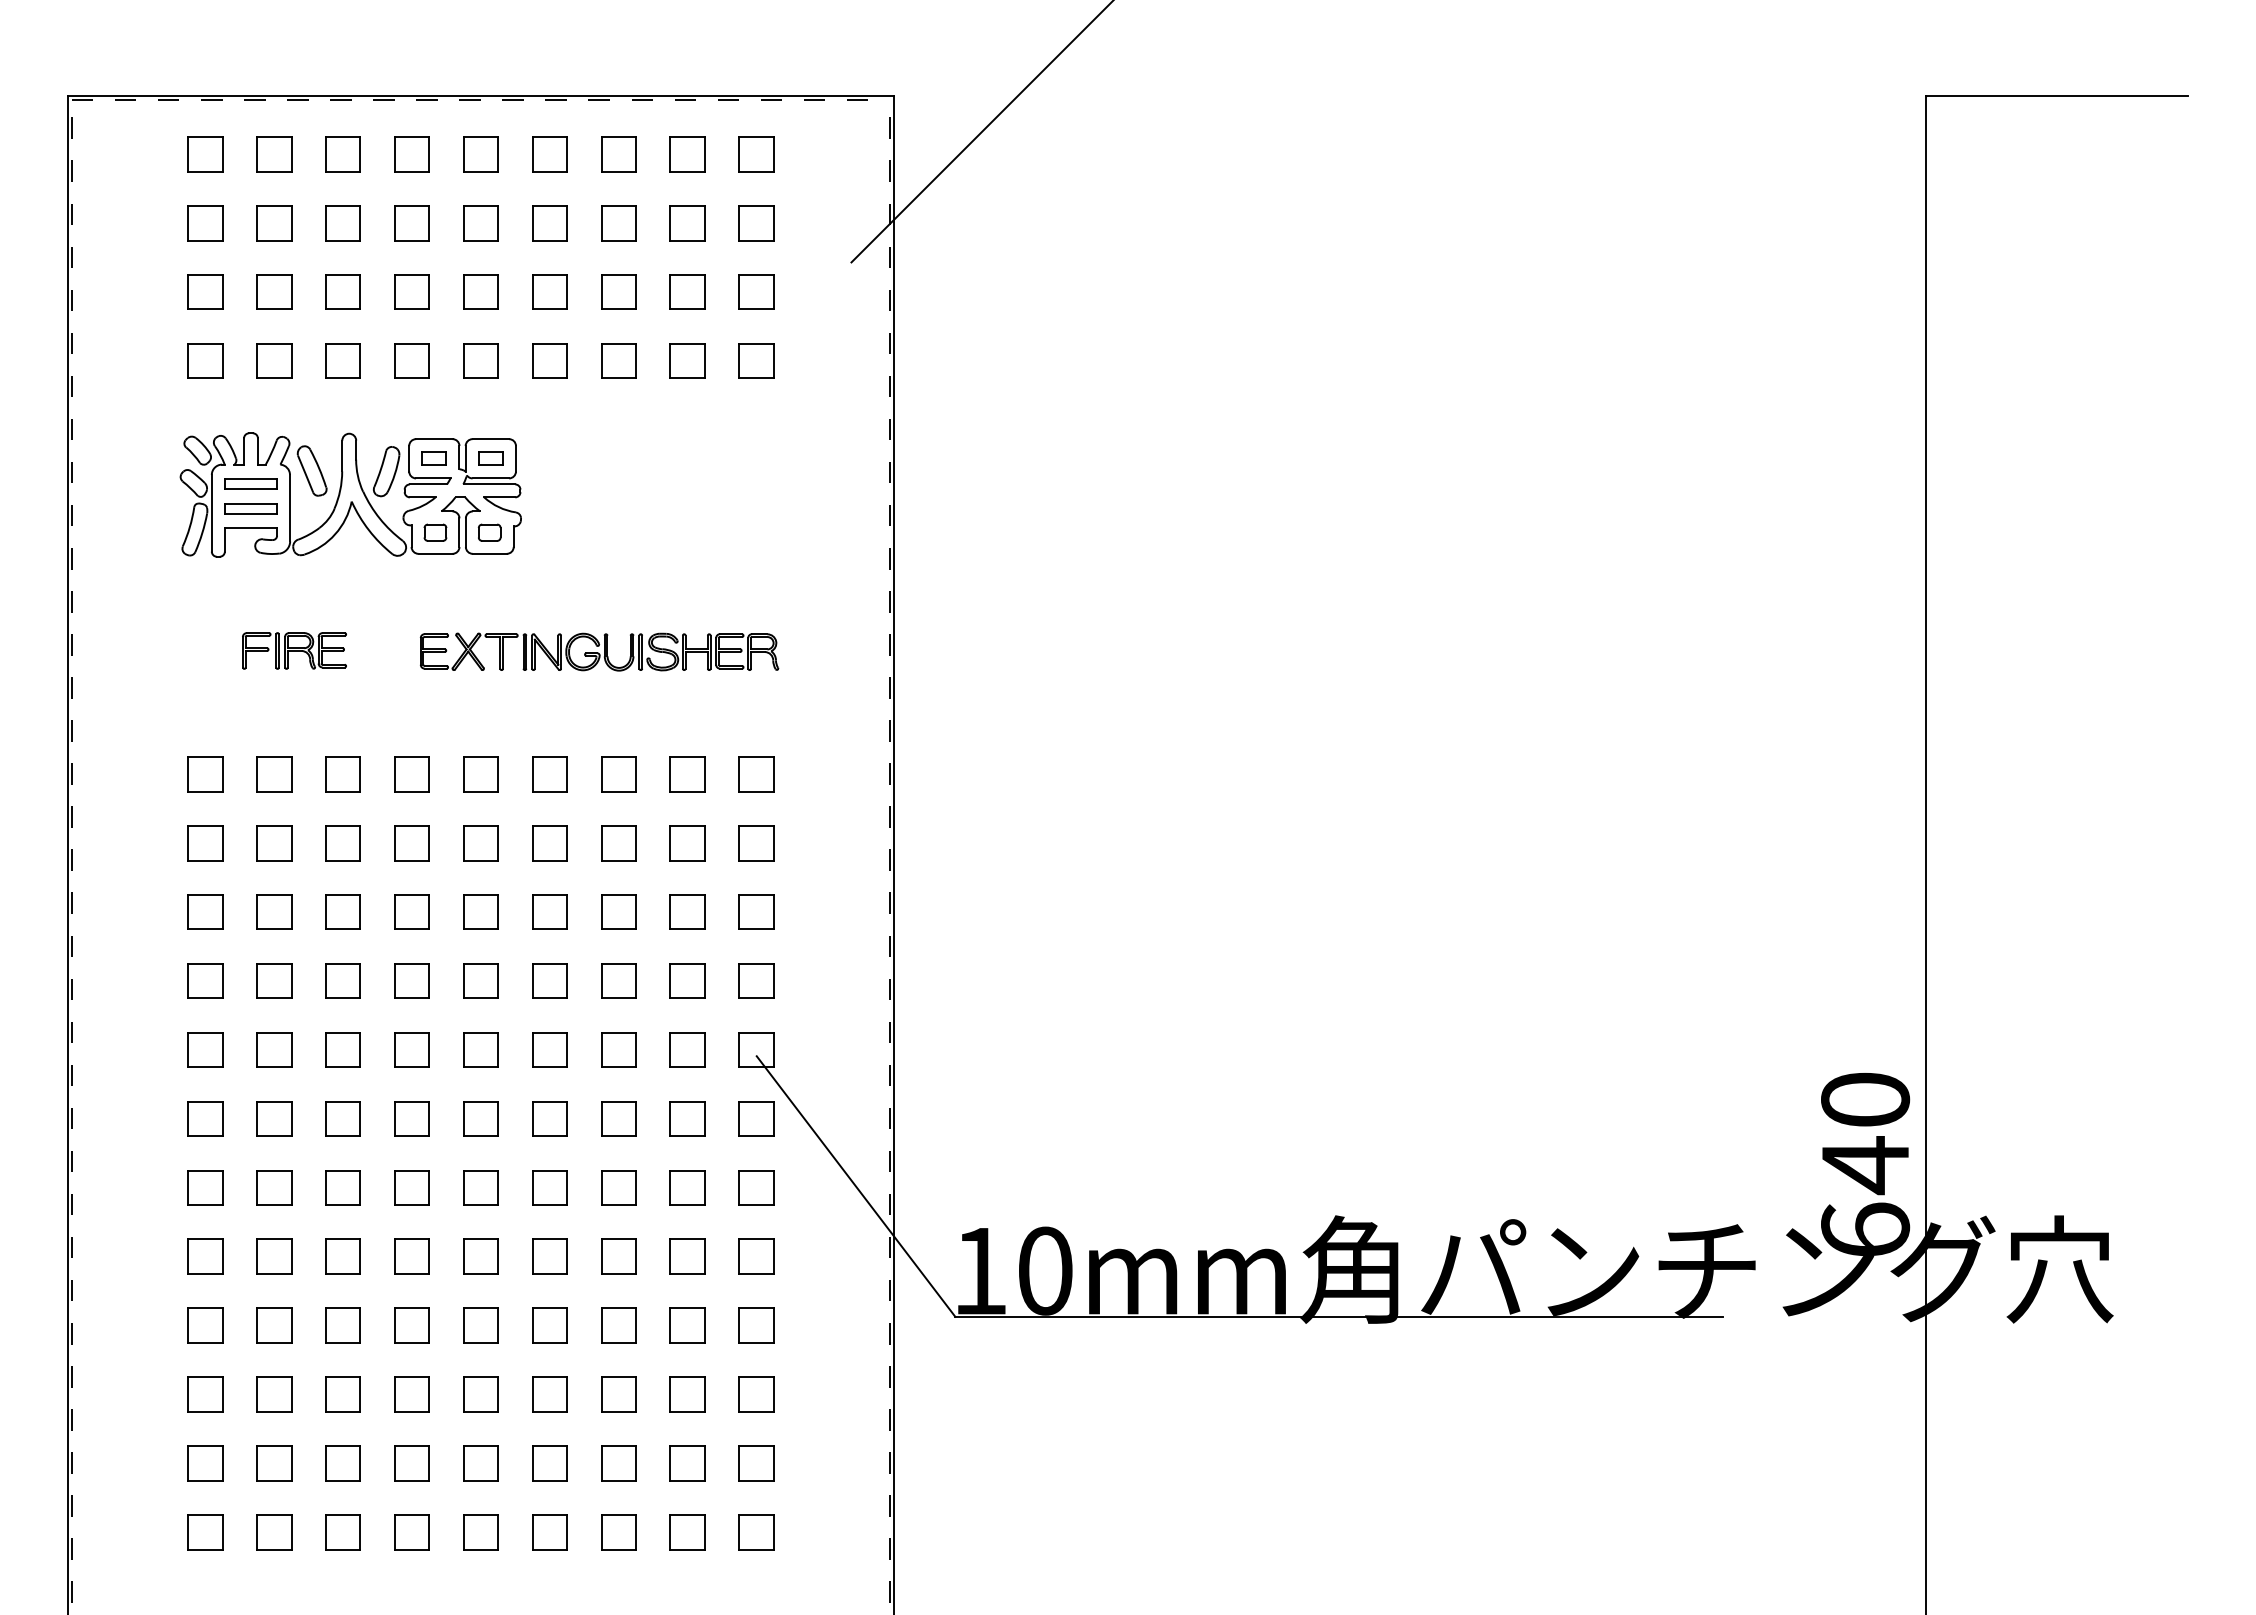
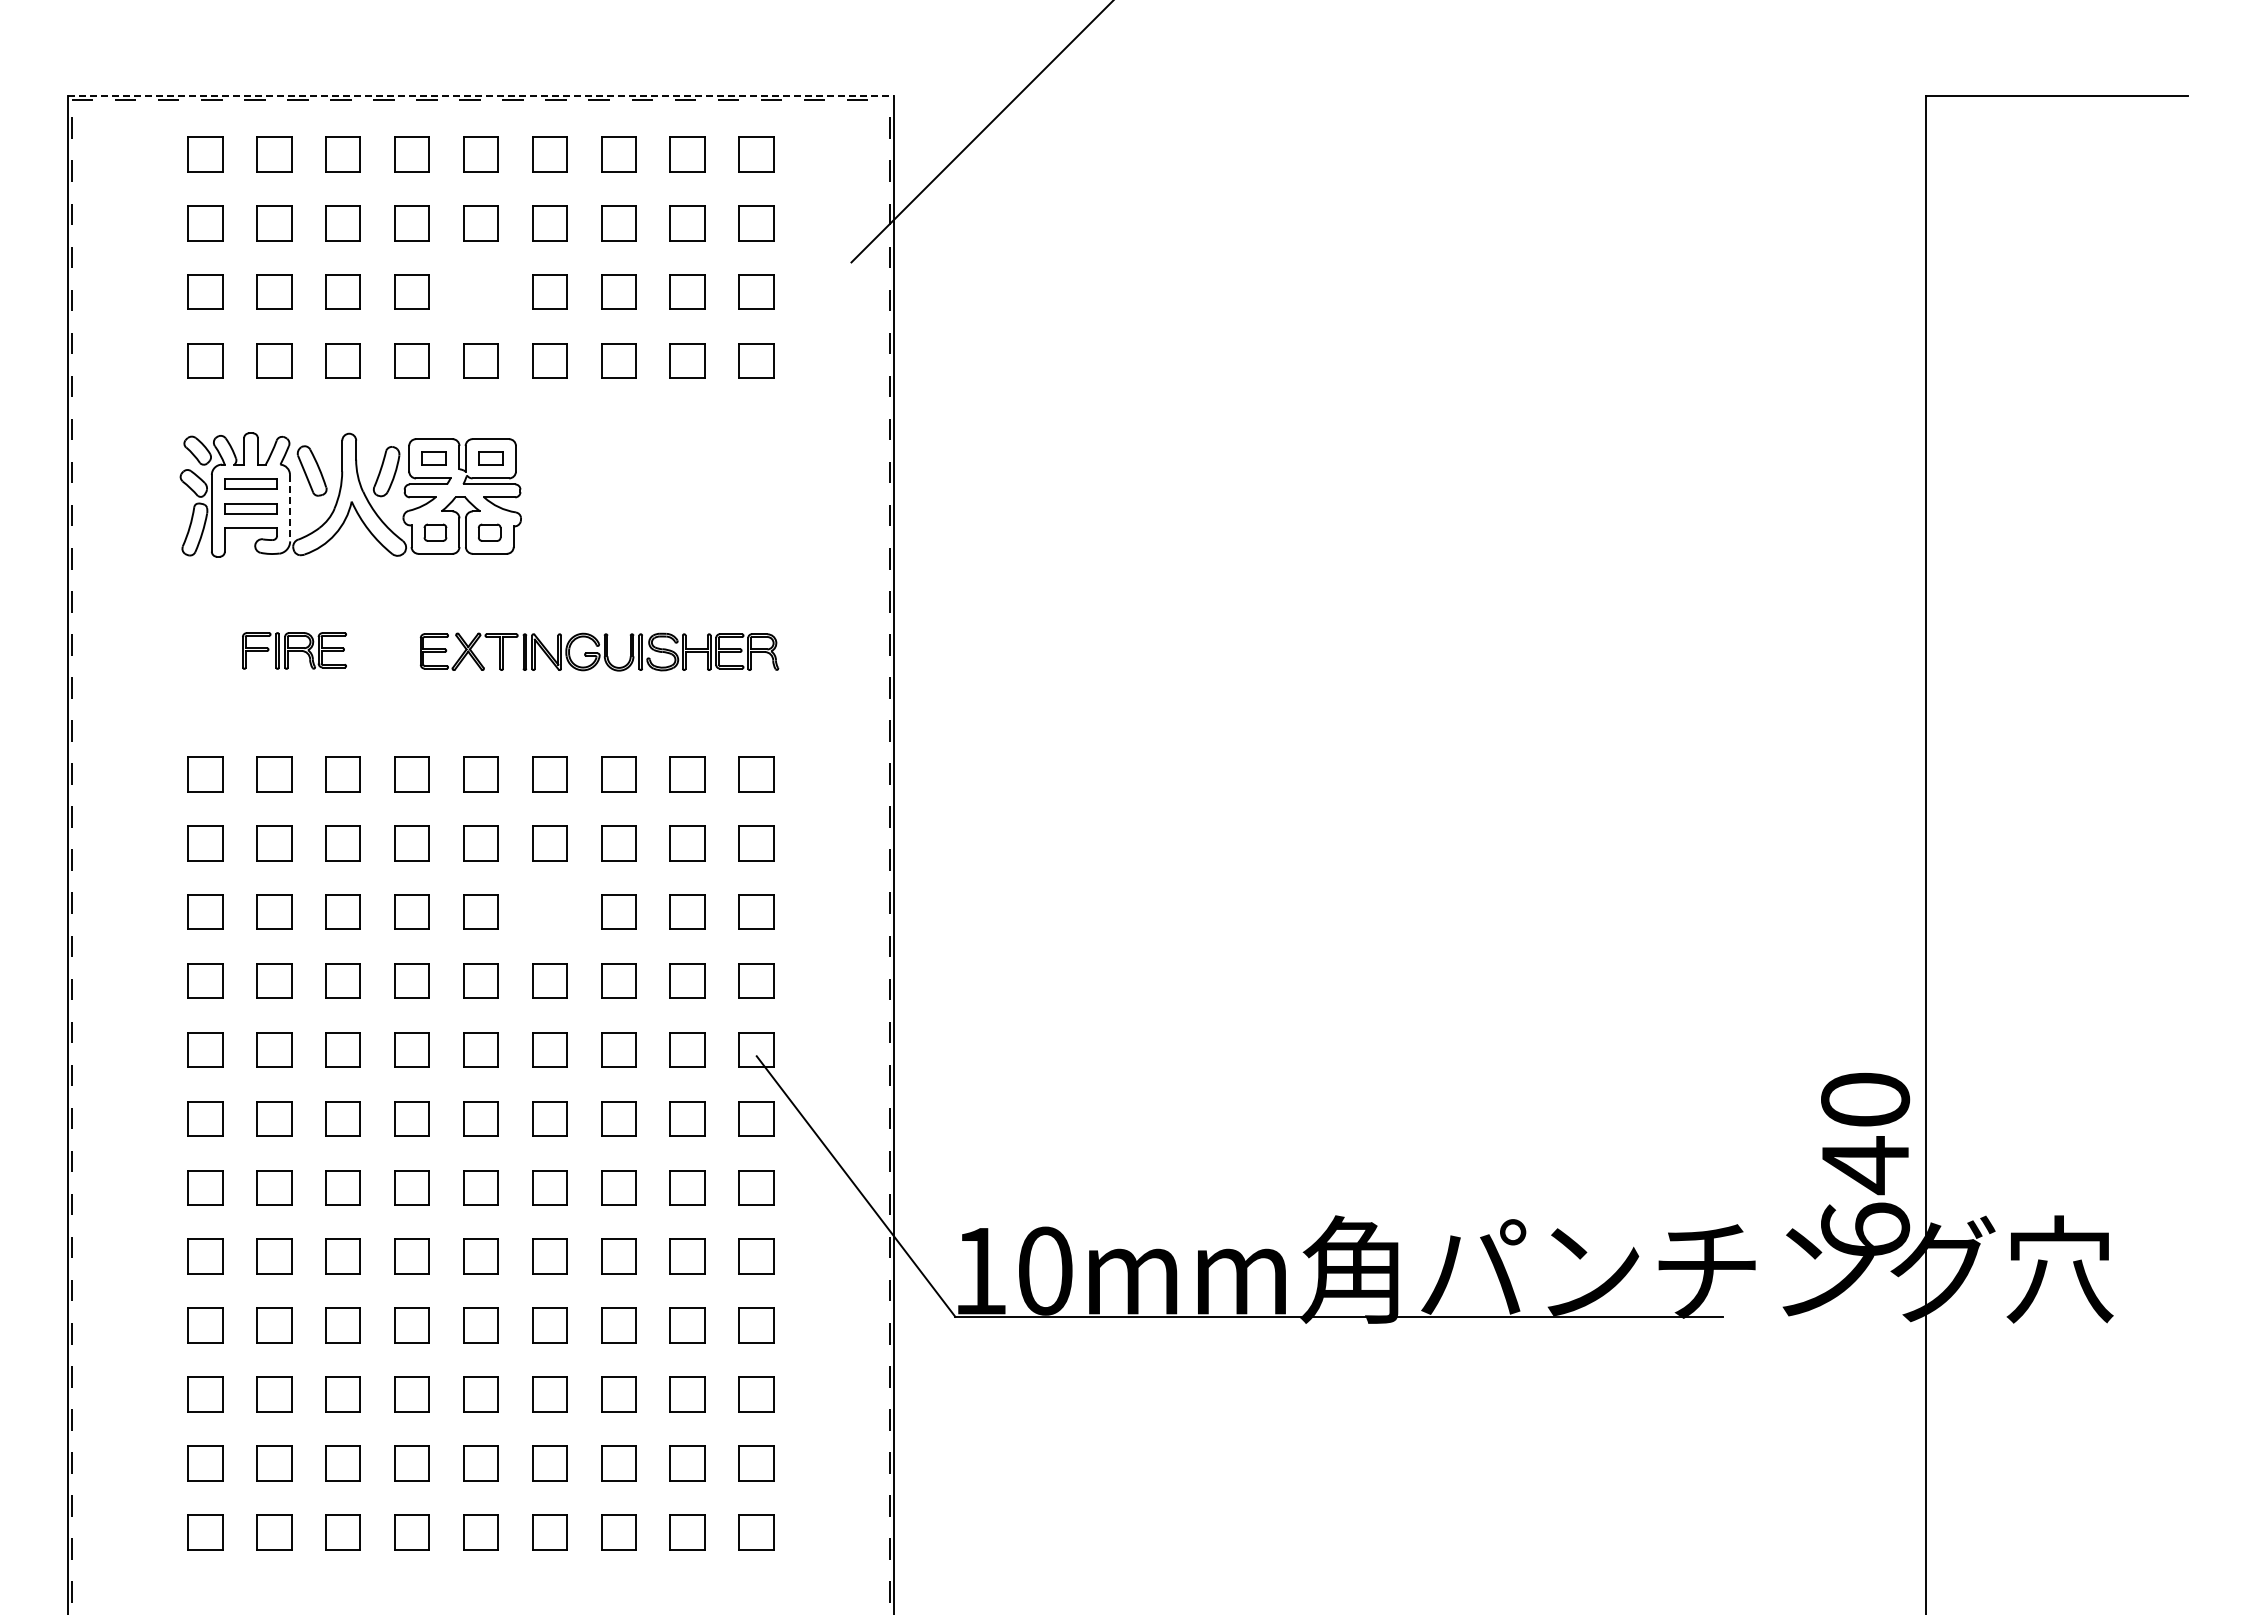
line: solid -> dashed (481, 95)
part: present -> none (480, 291)
line: solid -> dashed (290, 508)
part: present -> none (549, 911)
